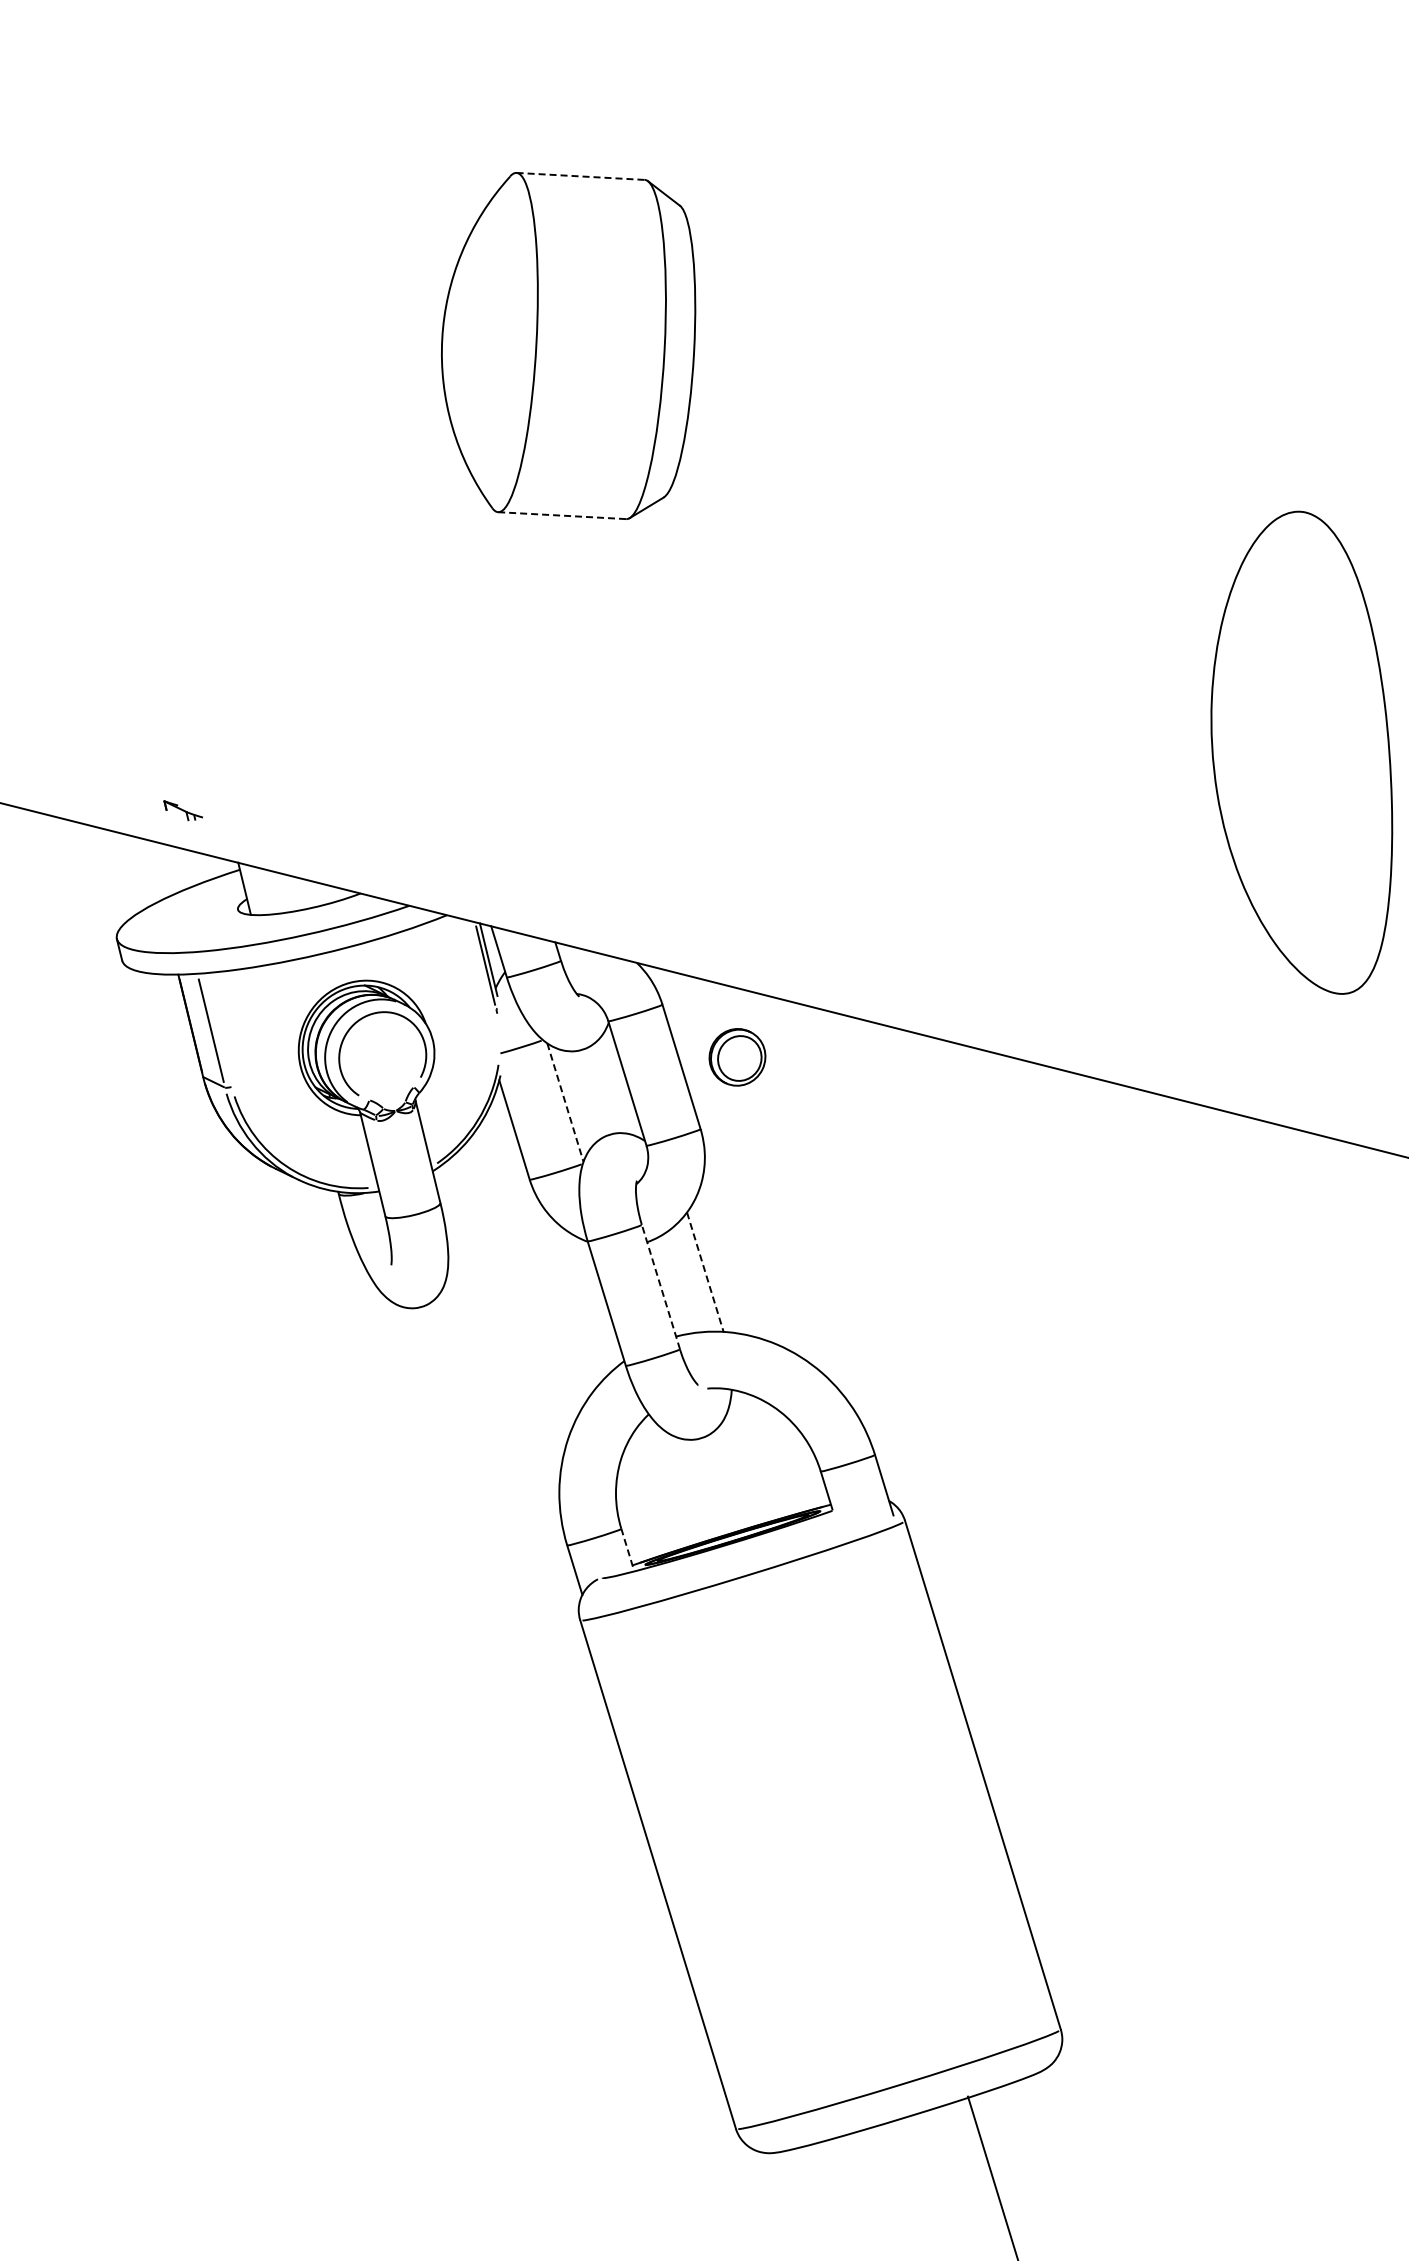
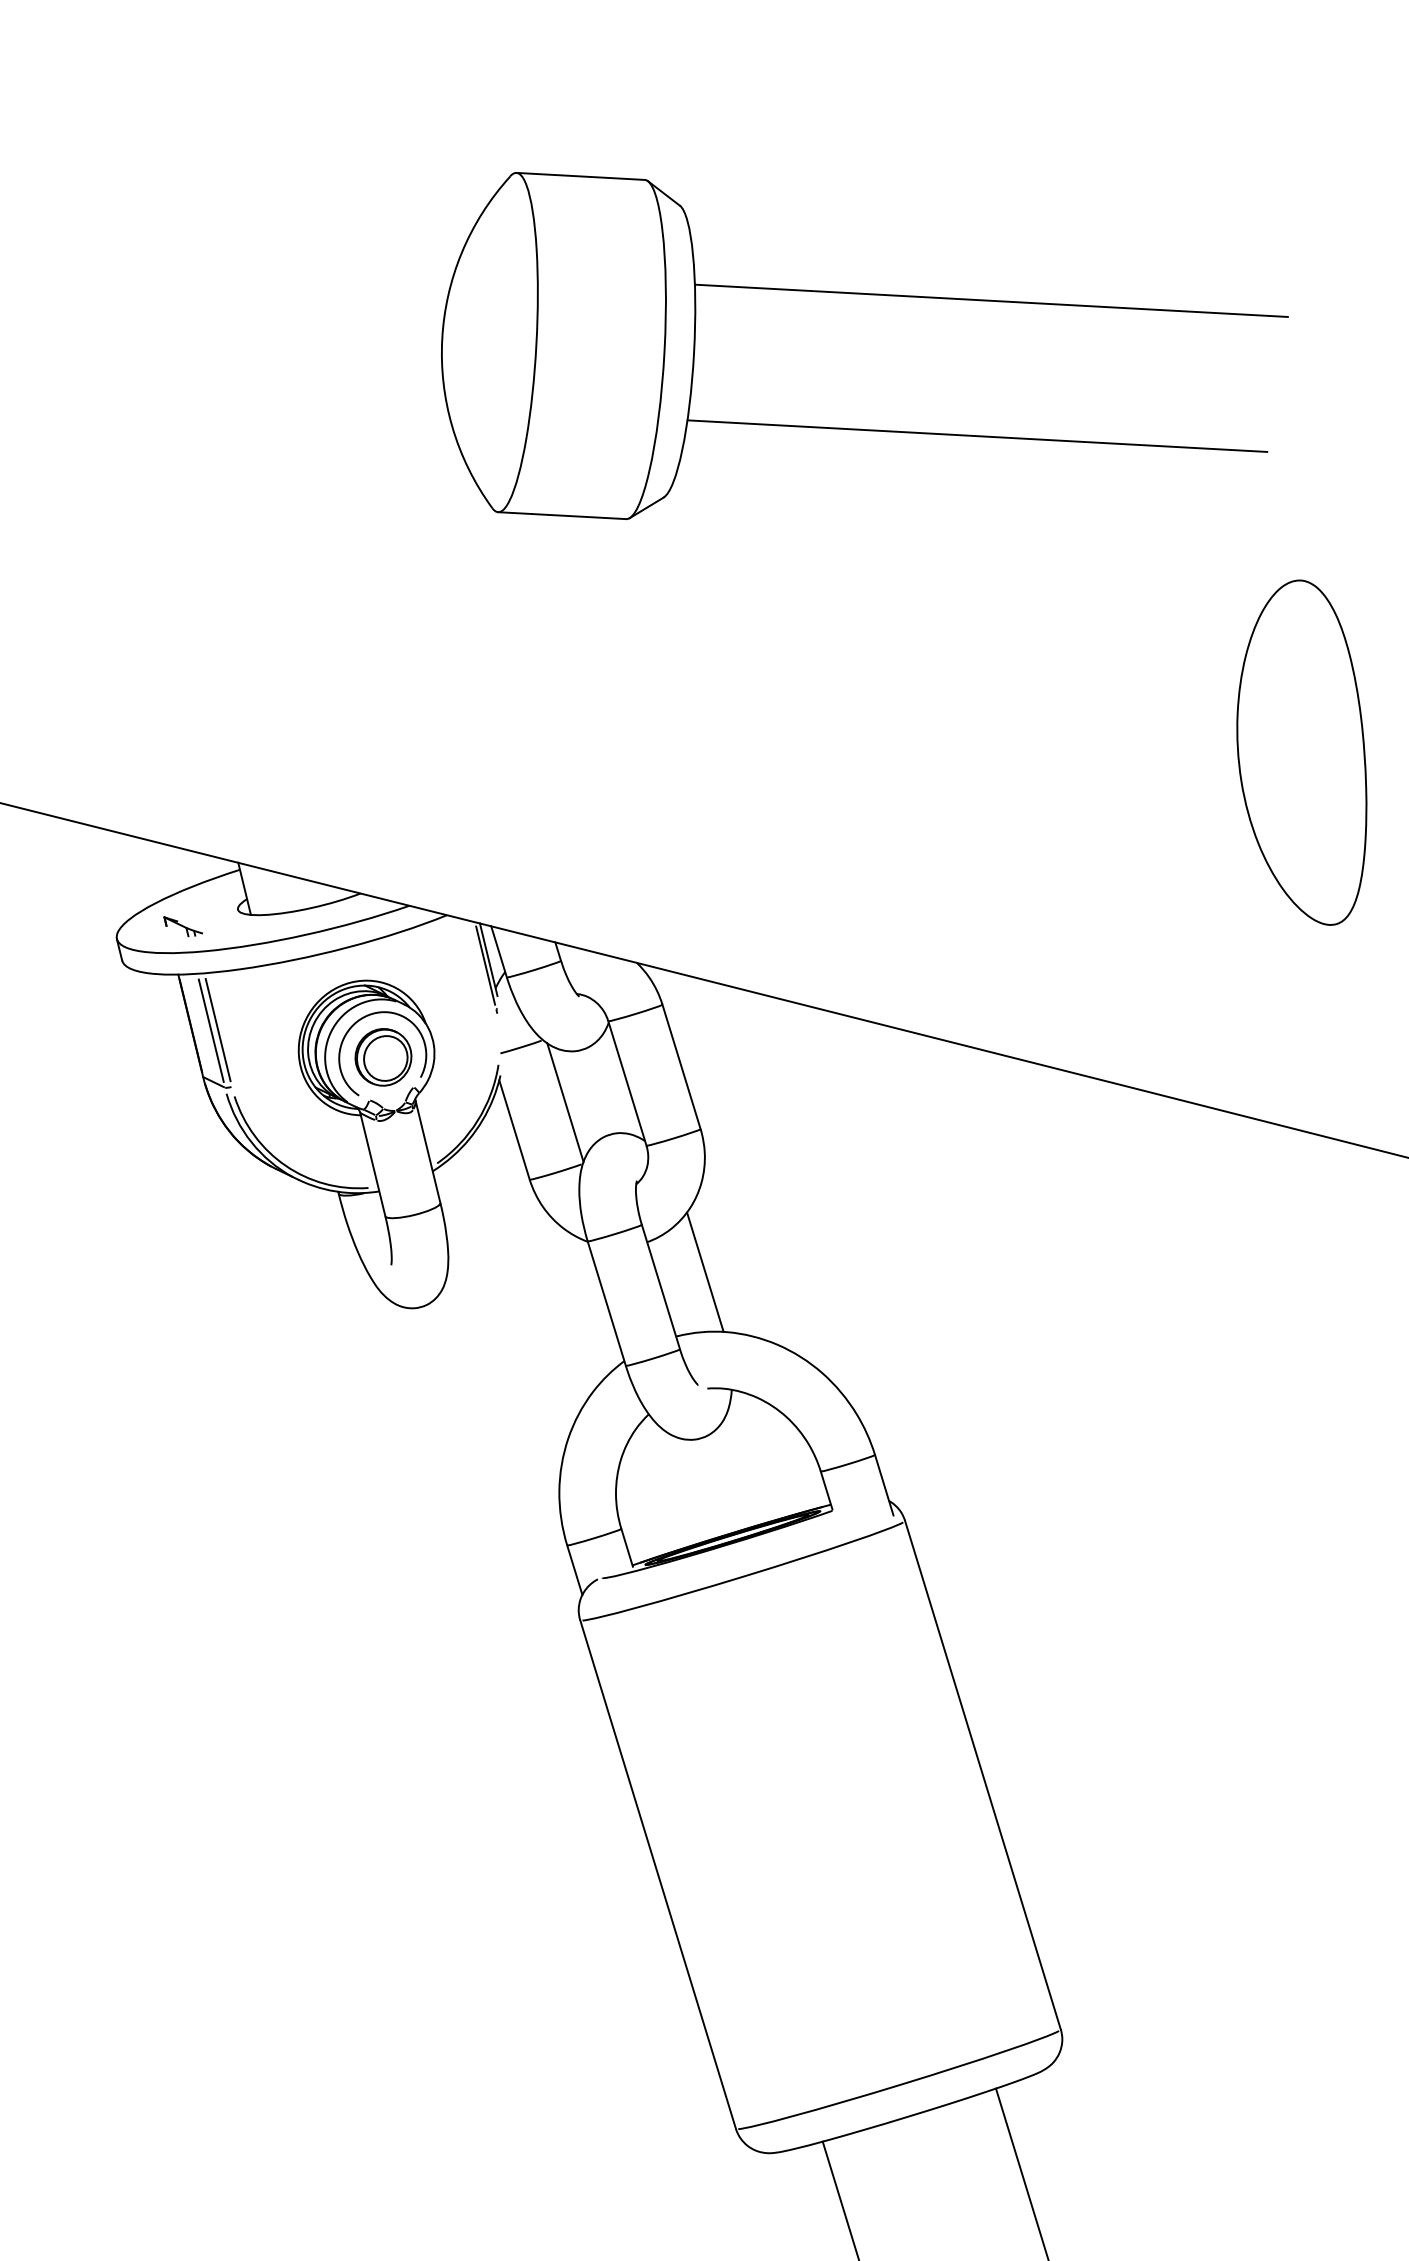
line: dashed -> solid (581, 176)
line: none -> present (990, 300)
line: none -> present (977, 435)
line: dashed -> solid (562, 515)
part size: 184x485 px -> 132x347 px (1301, 752)
part position: (182, 810) -> (182, 926) (182, 926)
line: none -> present (217, 1030)
part position: (737, 1057) -> (383, 1057) (383, 1057)
line: dashed -> solid (565, 1102)
line: dashed -> solid (705, 1272)
line: dashed -> solid (660, 1286)
line: dashed -> solid (627, 1547)
line position: (992, 2176) -> (1021, 2172) (1021, 2172)
line: none -> present (840, 2199)
